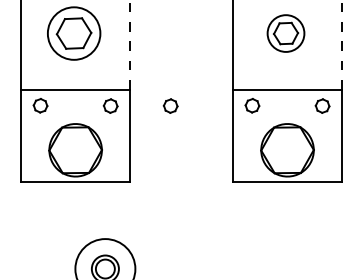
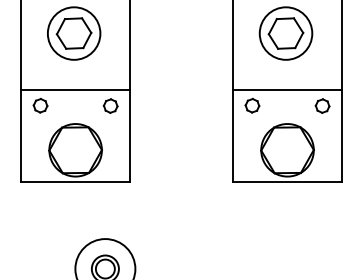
part size: 40x39 px -> 56x55 px (285, 33)
line: dashed -> solid (130, 44)
line: dashed -> solid (341, 44)
part: present -> none (170, 105)
